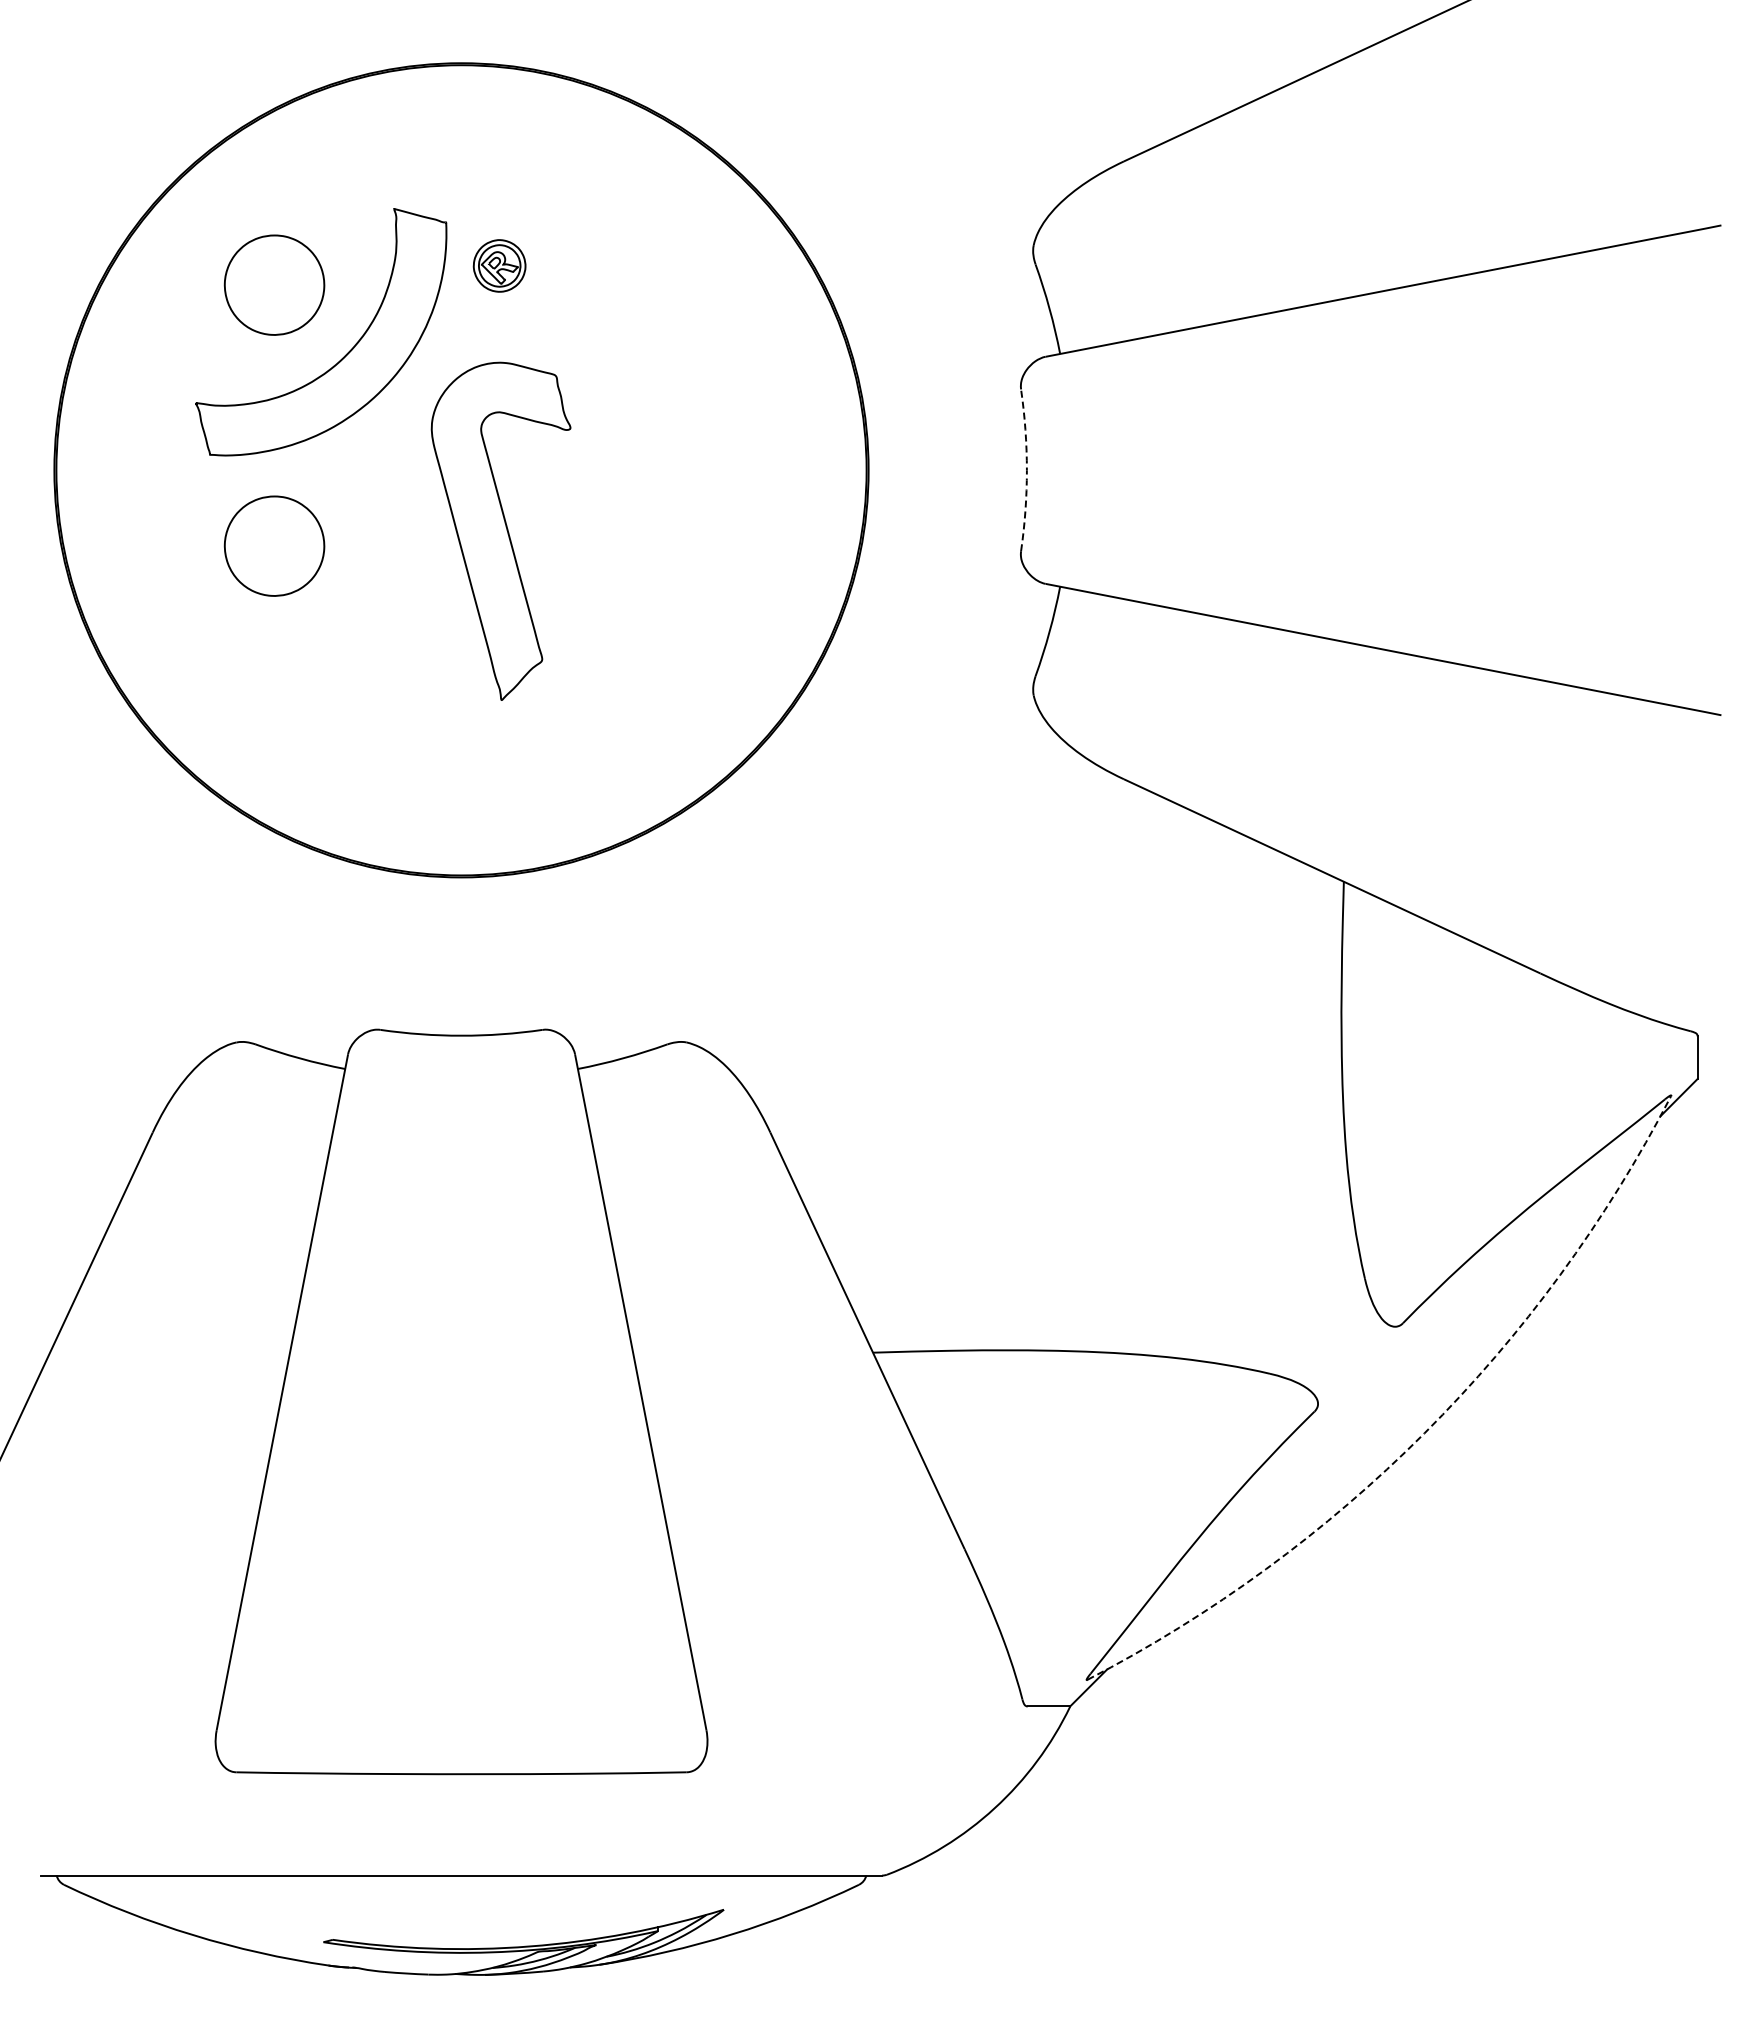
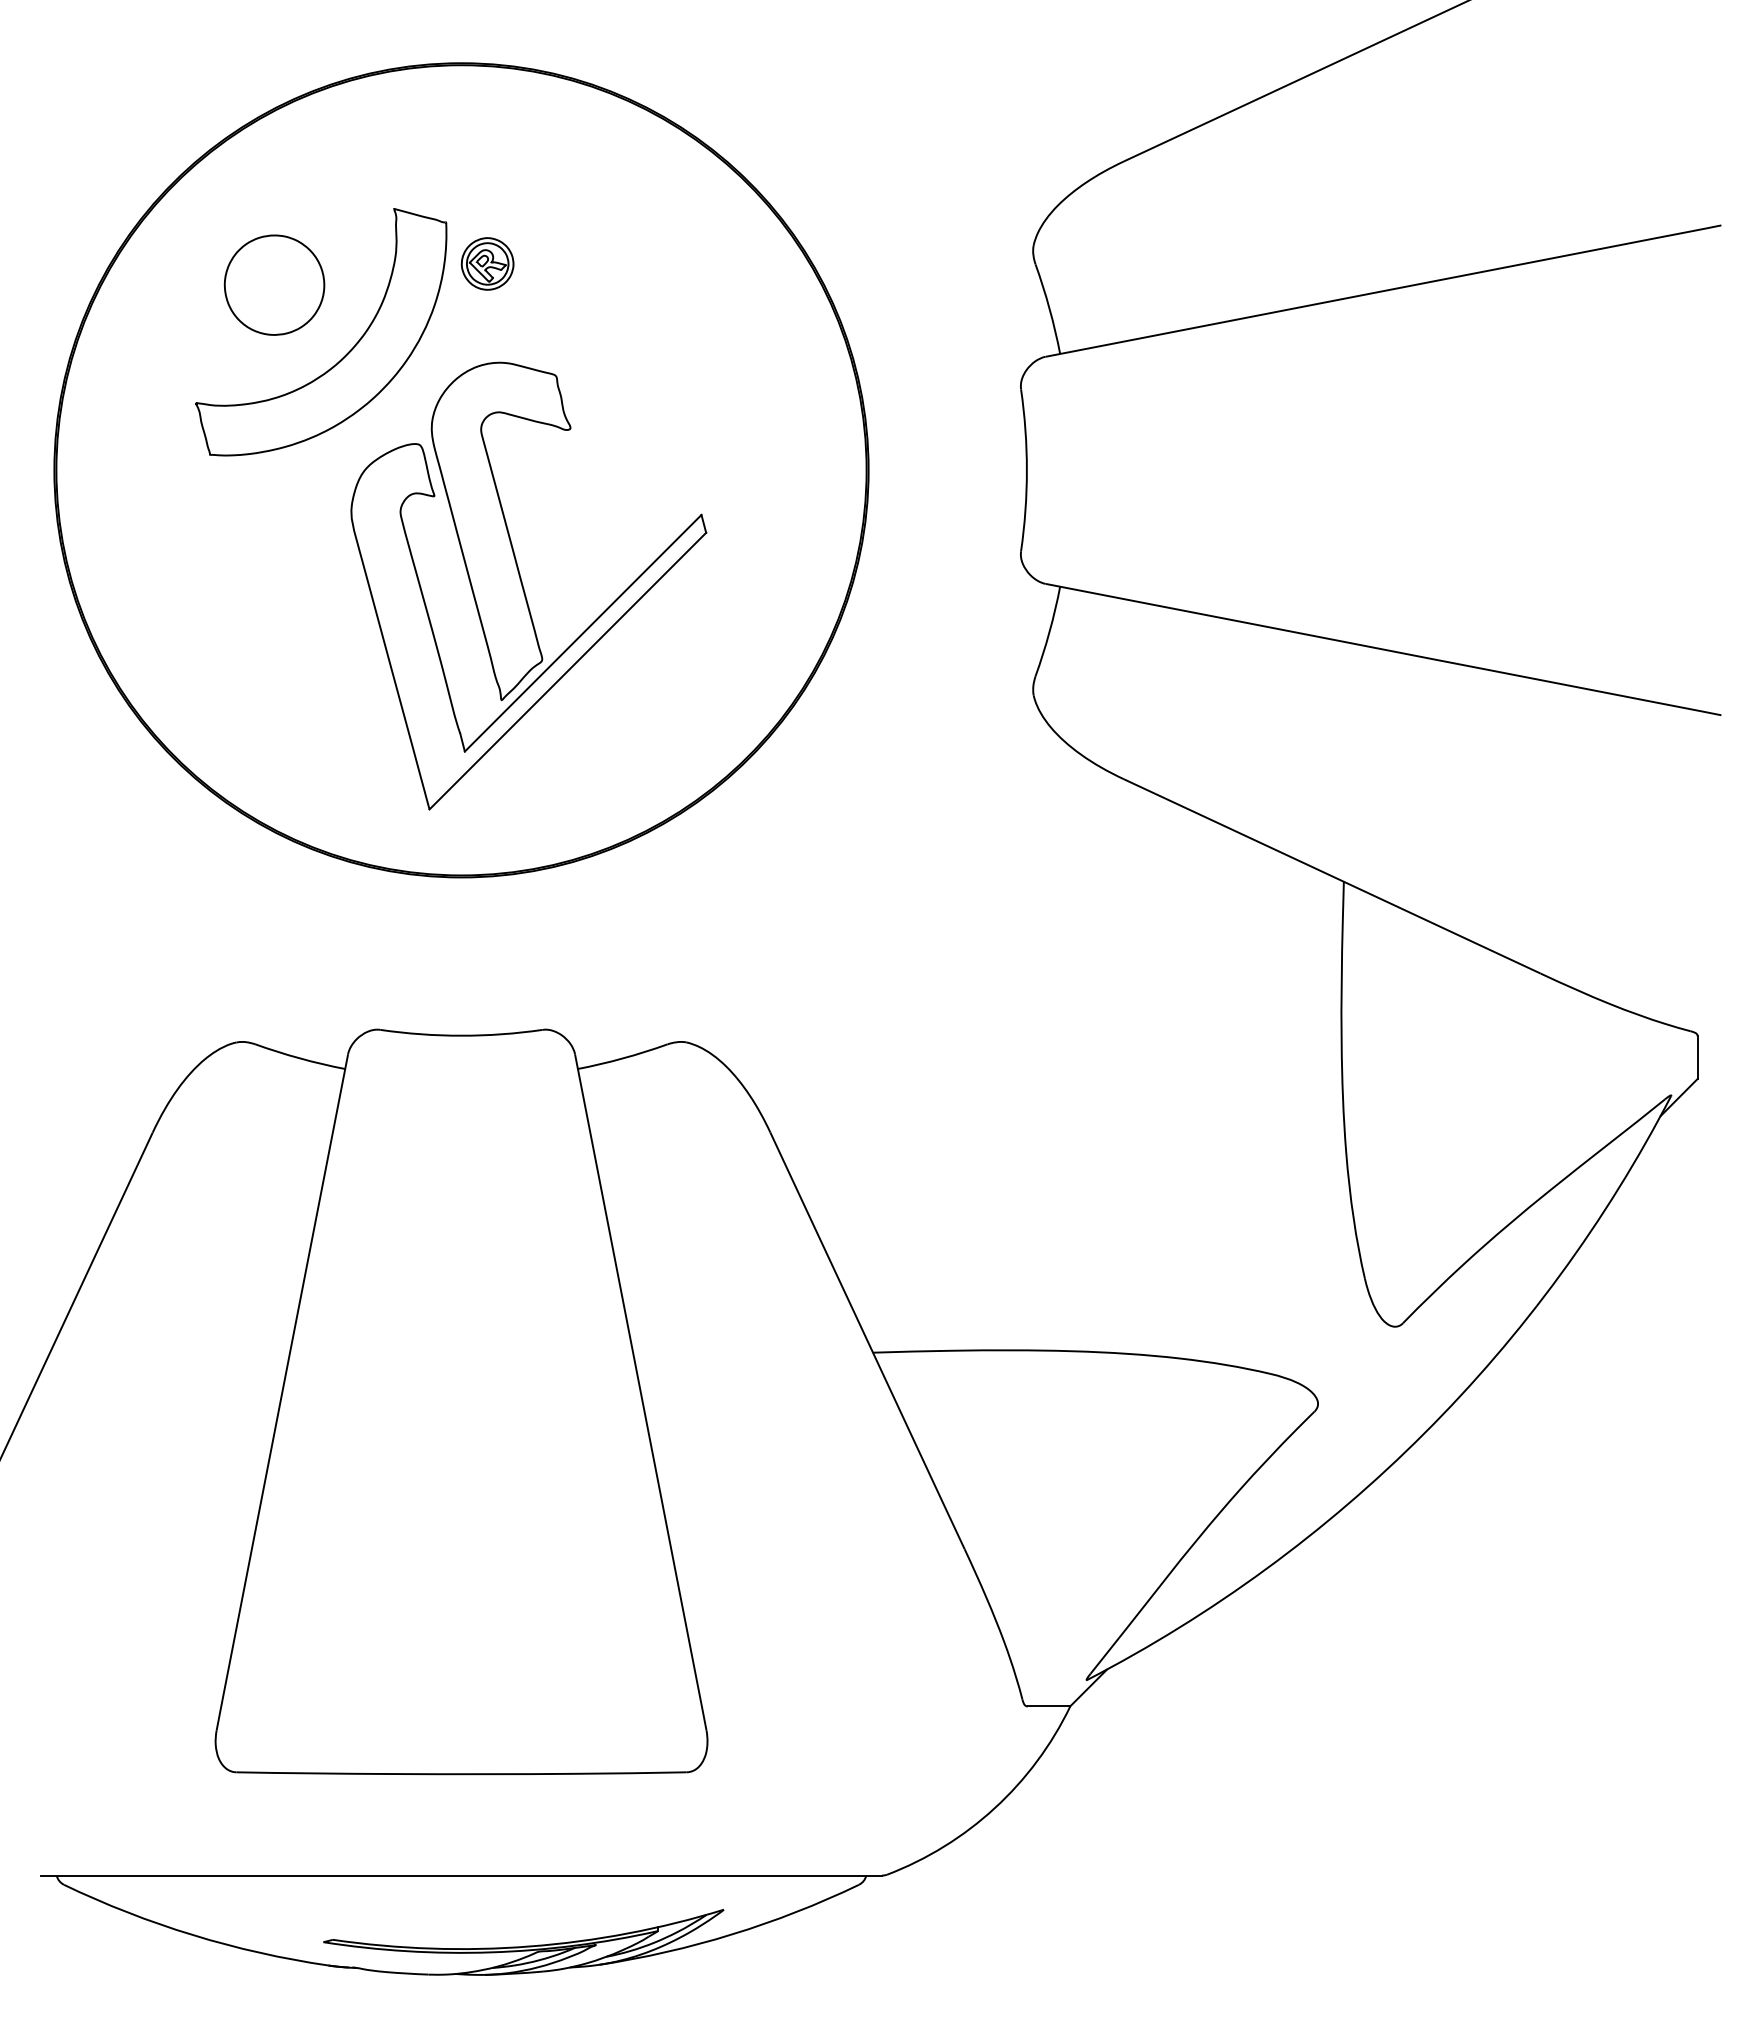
part position: (499, 265) -> (487, 263) (487, 263)
arc: dashed -> solid (1026, 470)
part: present -> none (274, 545)
part: none -> present (558, 656)
arc: dashed -> solid (1424, 1433)
